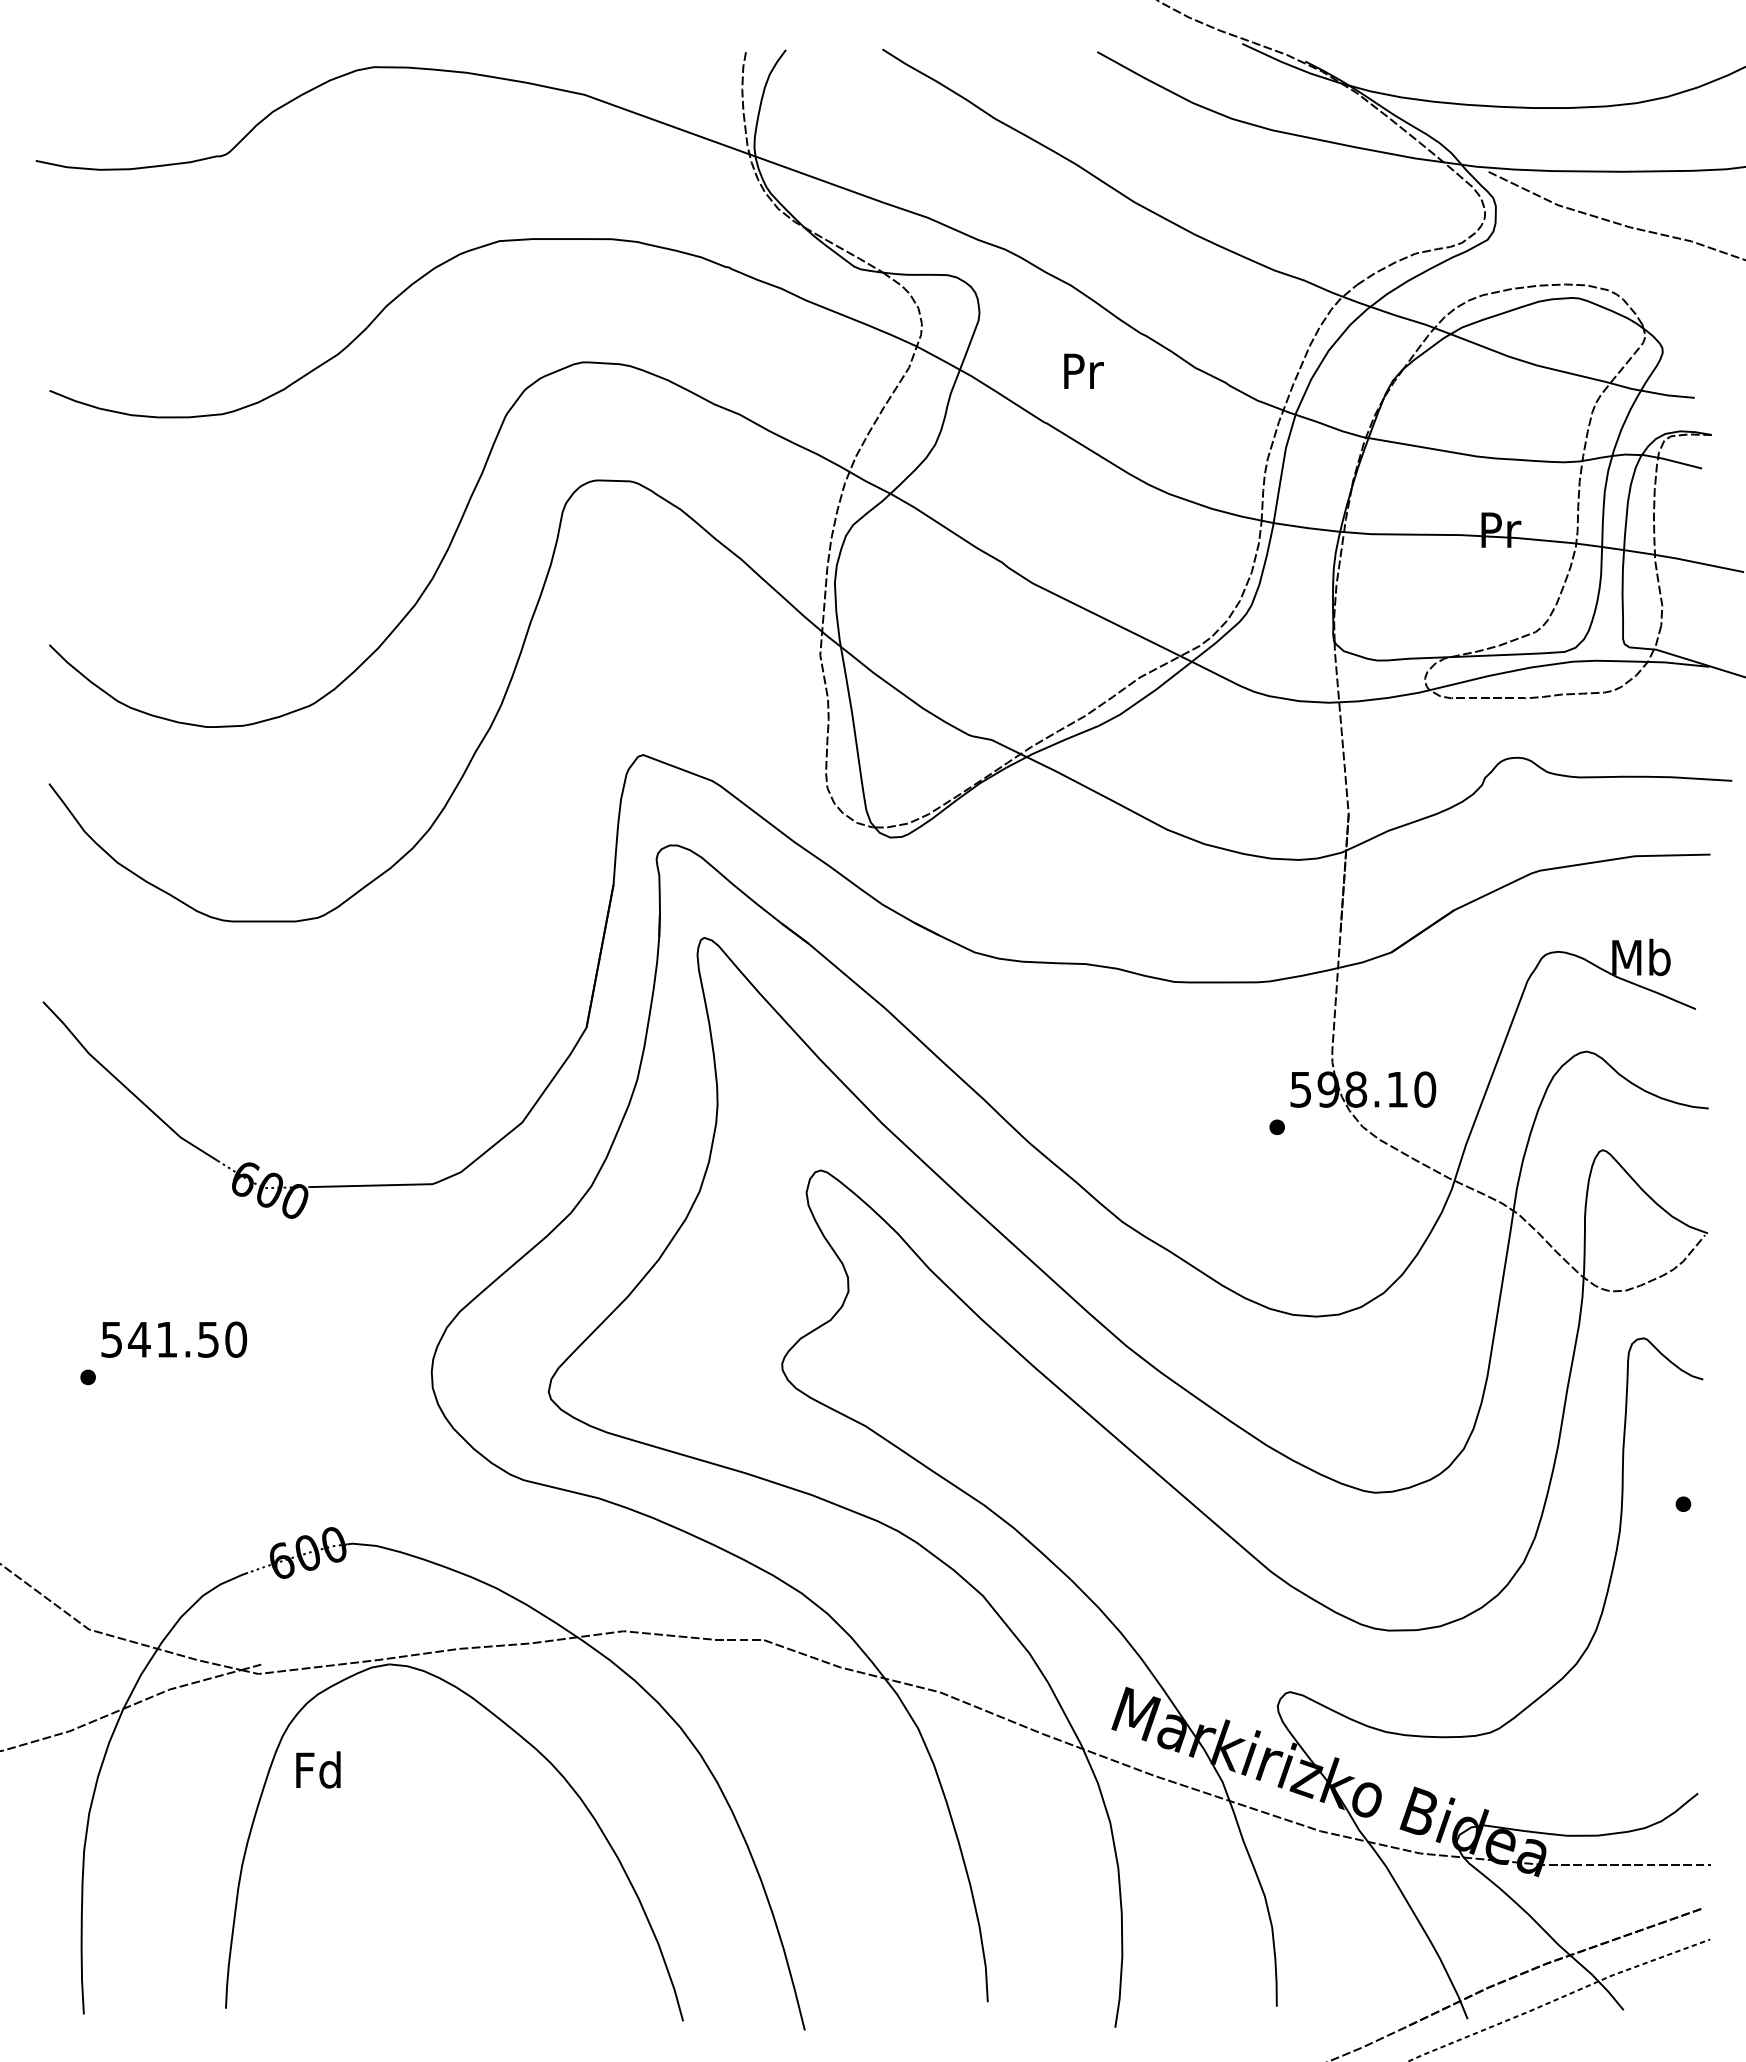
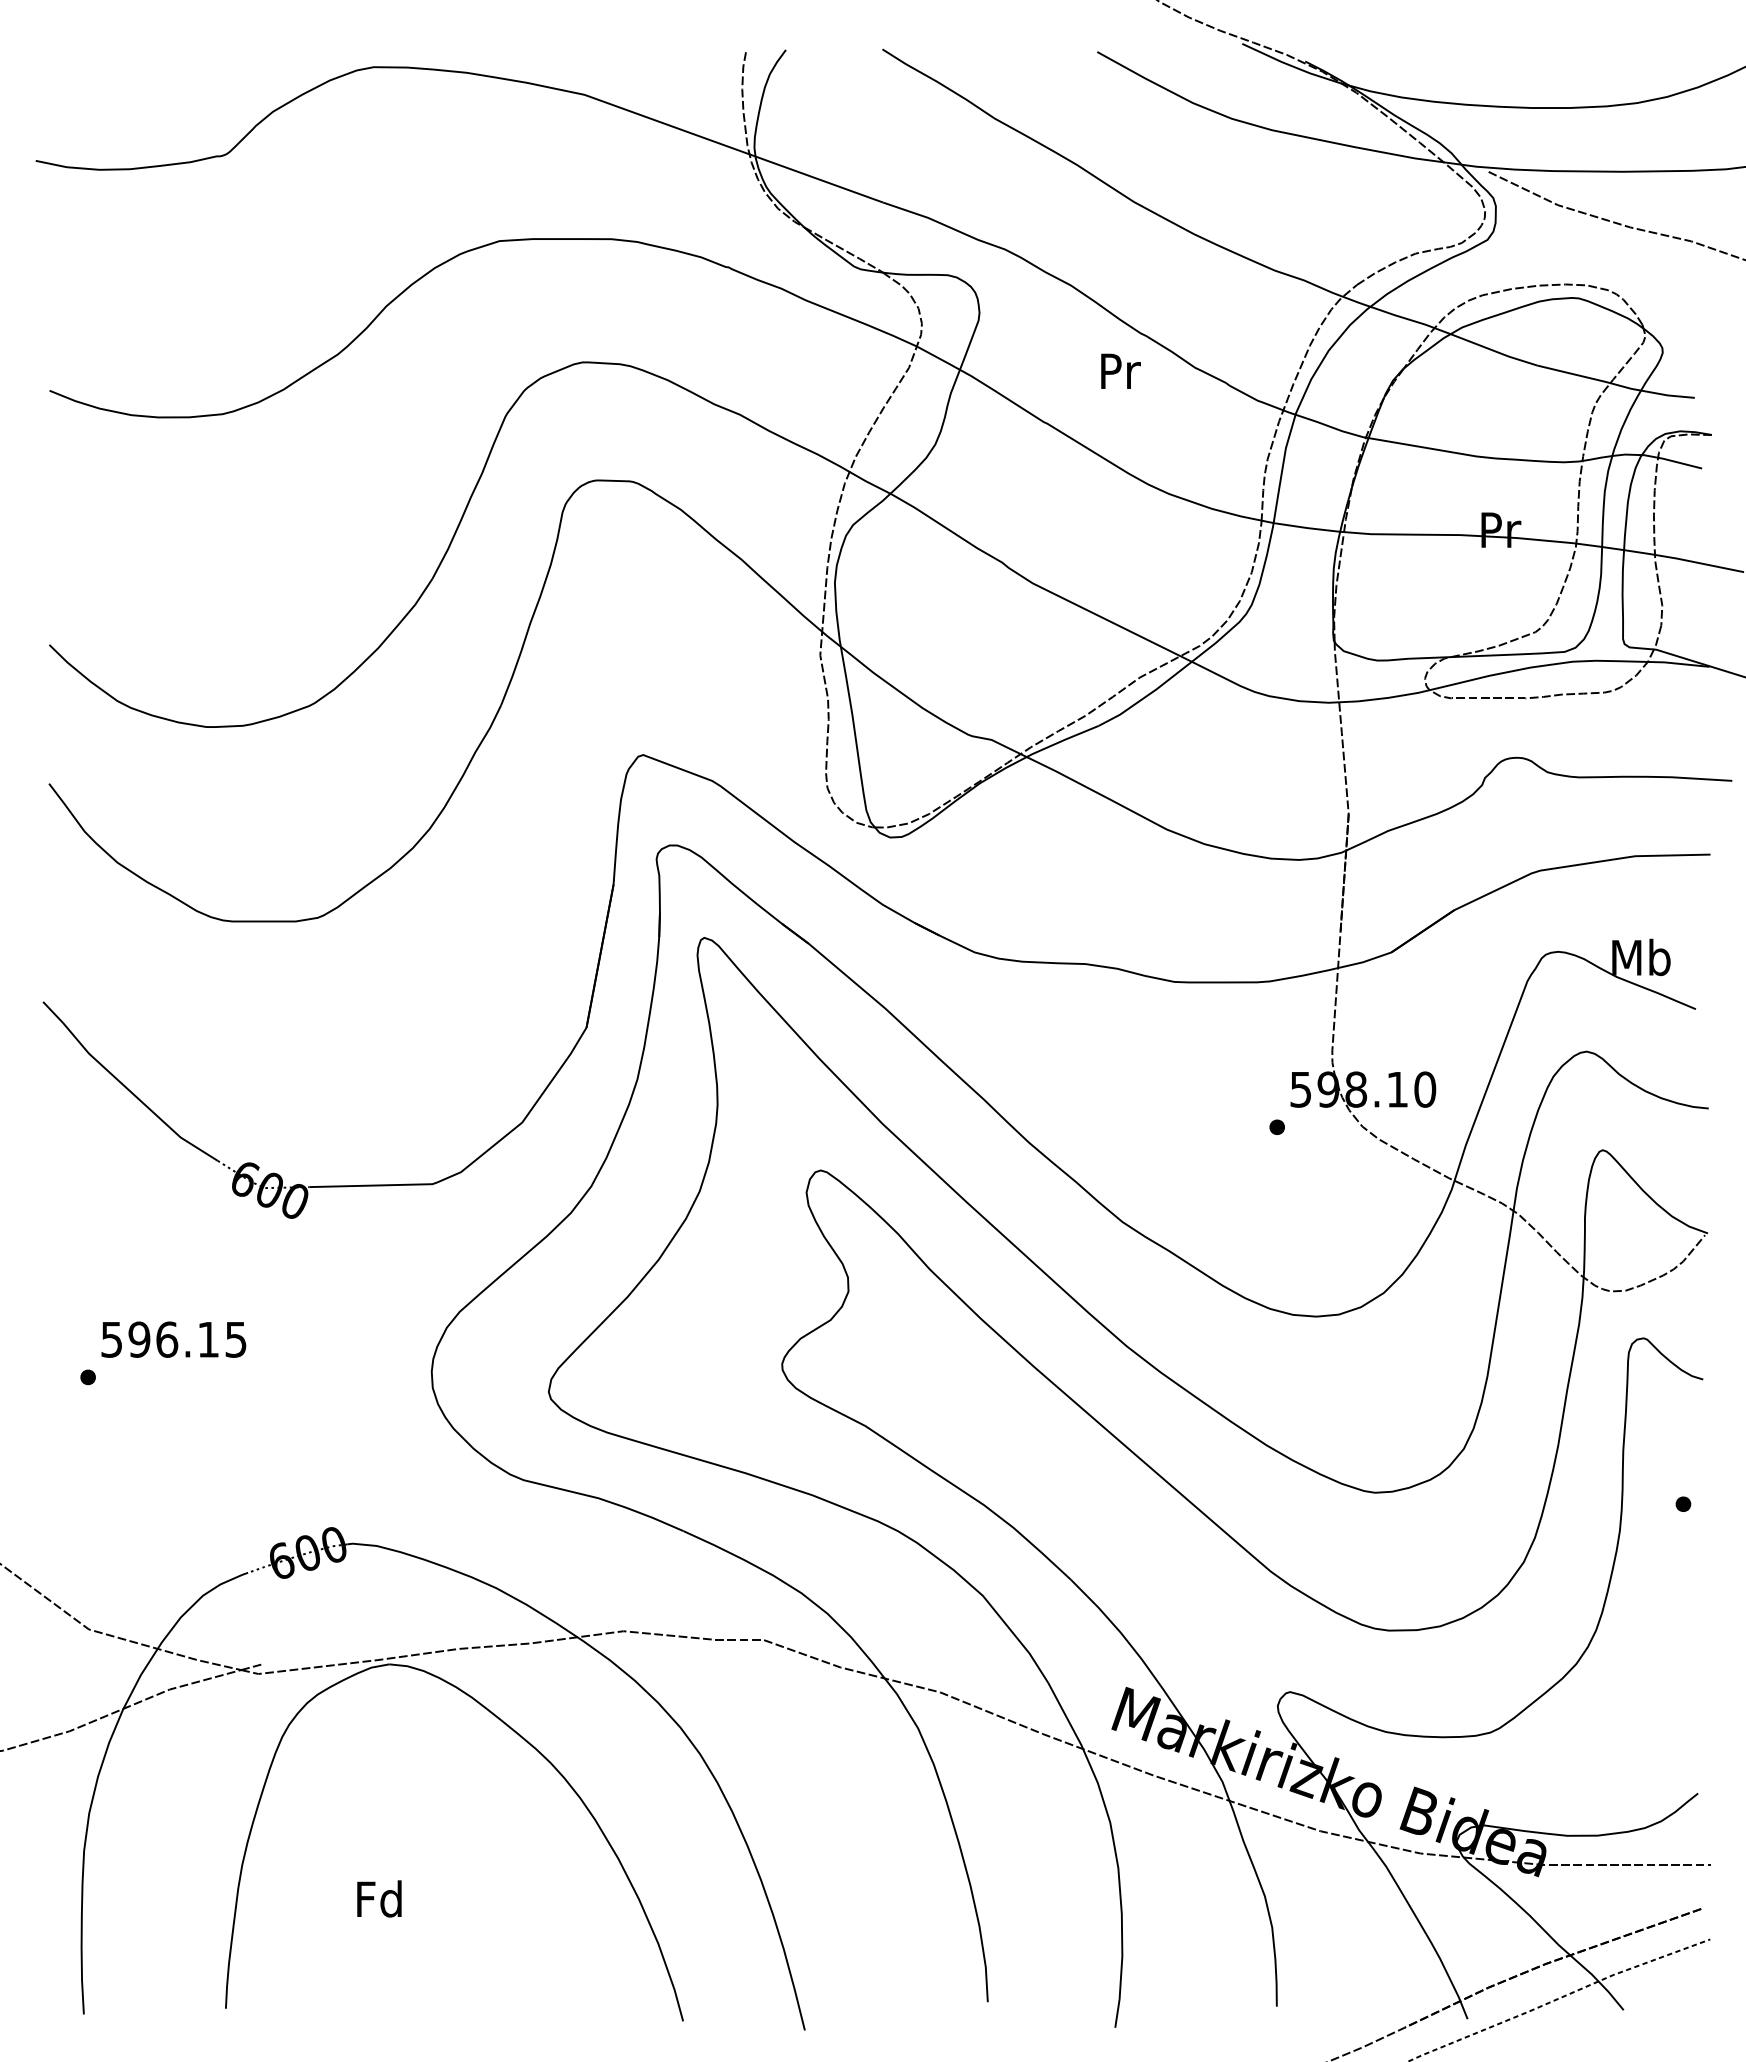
text position: (1083, 370) -> (1120, 370) (1120, 370)
text: 541.50 -> 596.15 (187, 1339)
text position: (318, 1769) -> (379, 1898) (379, 1898)
